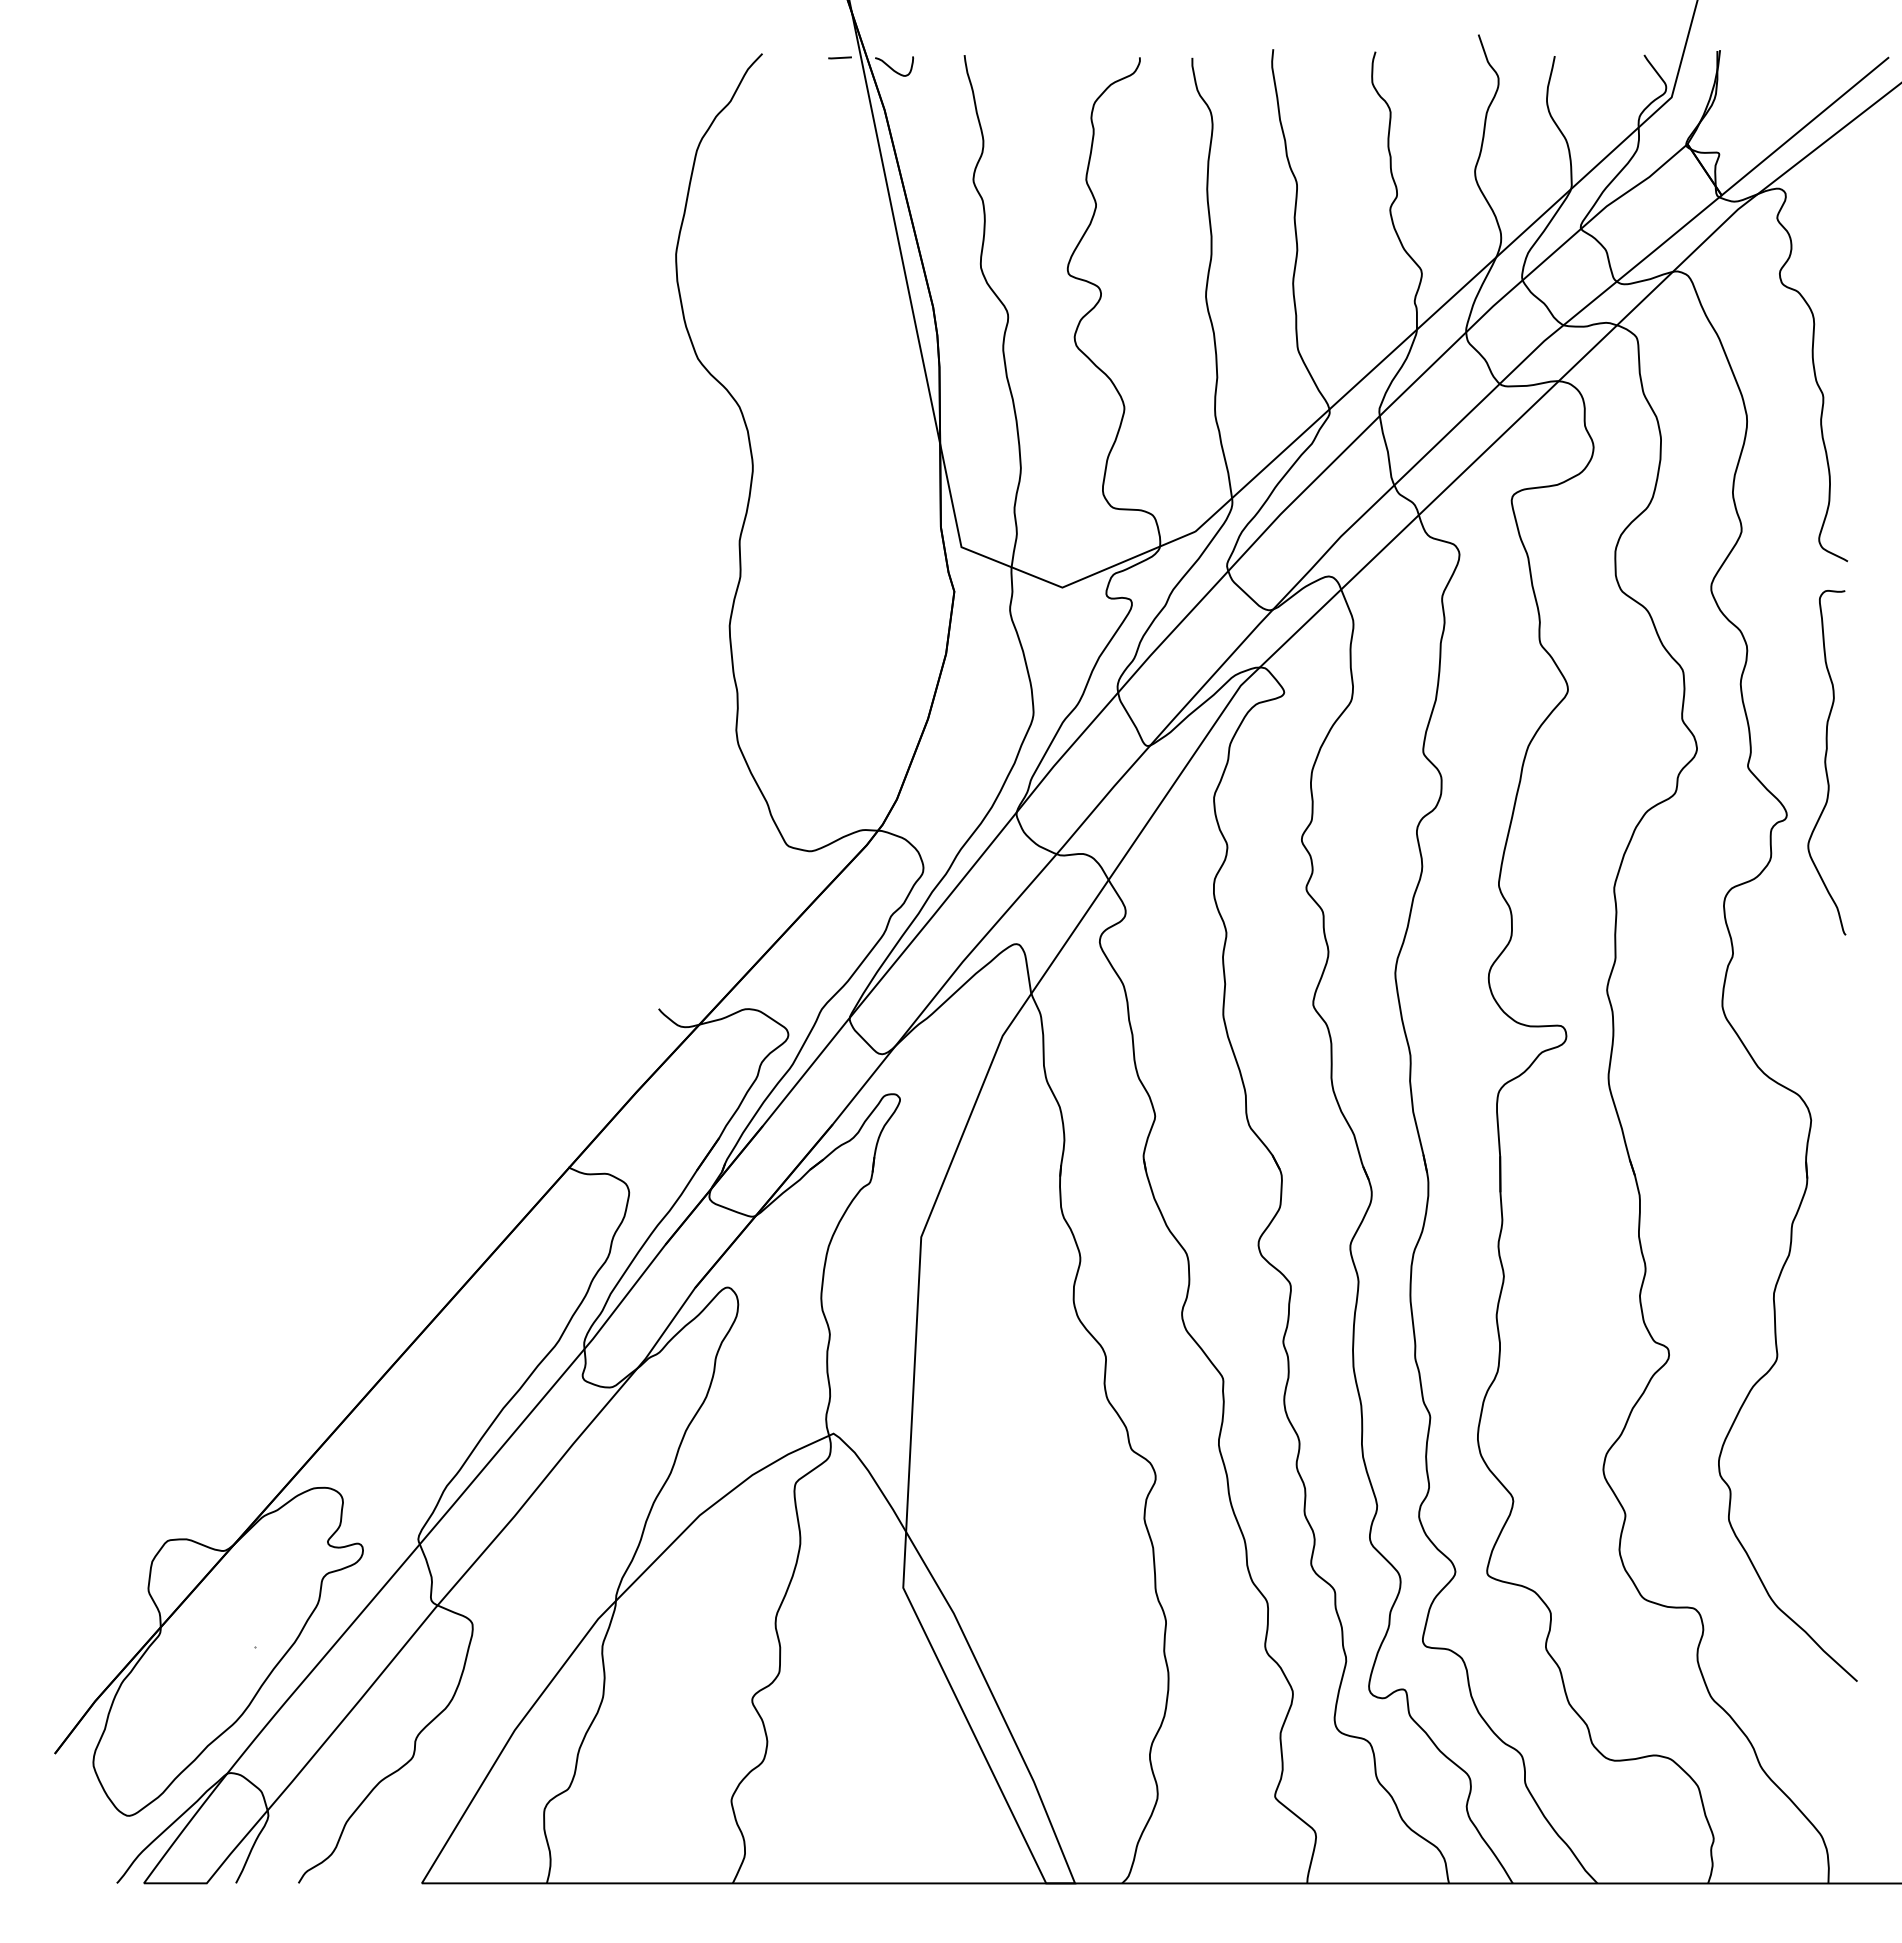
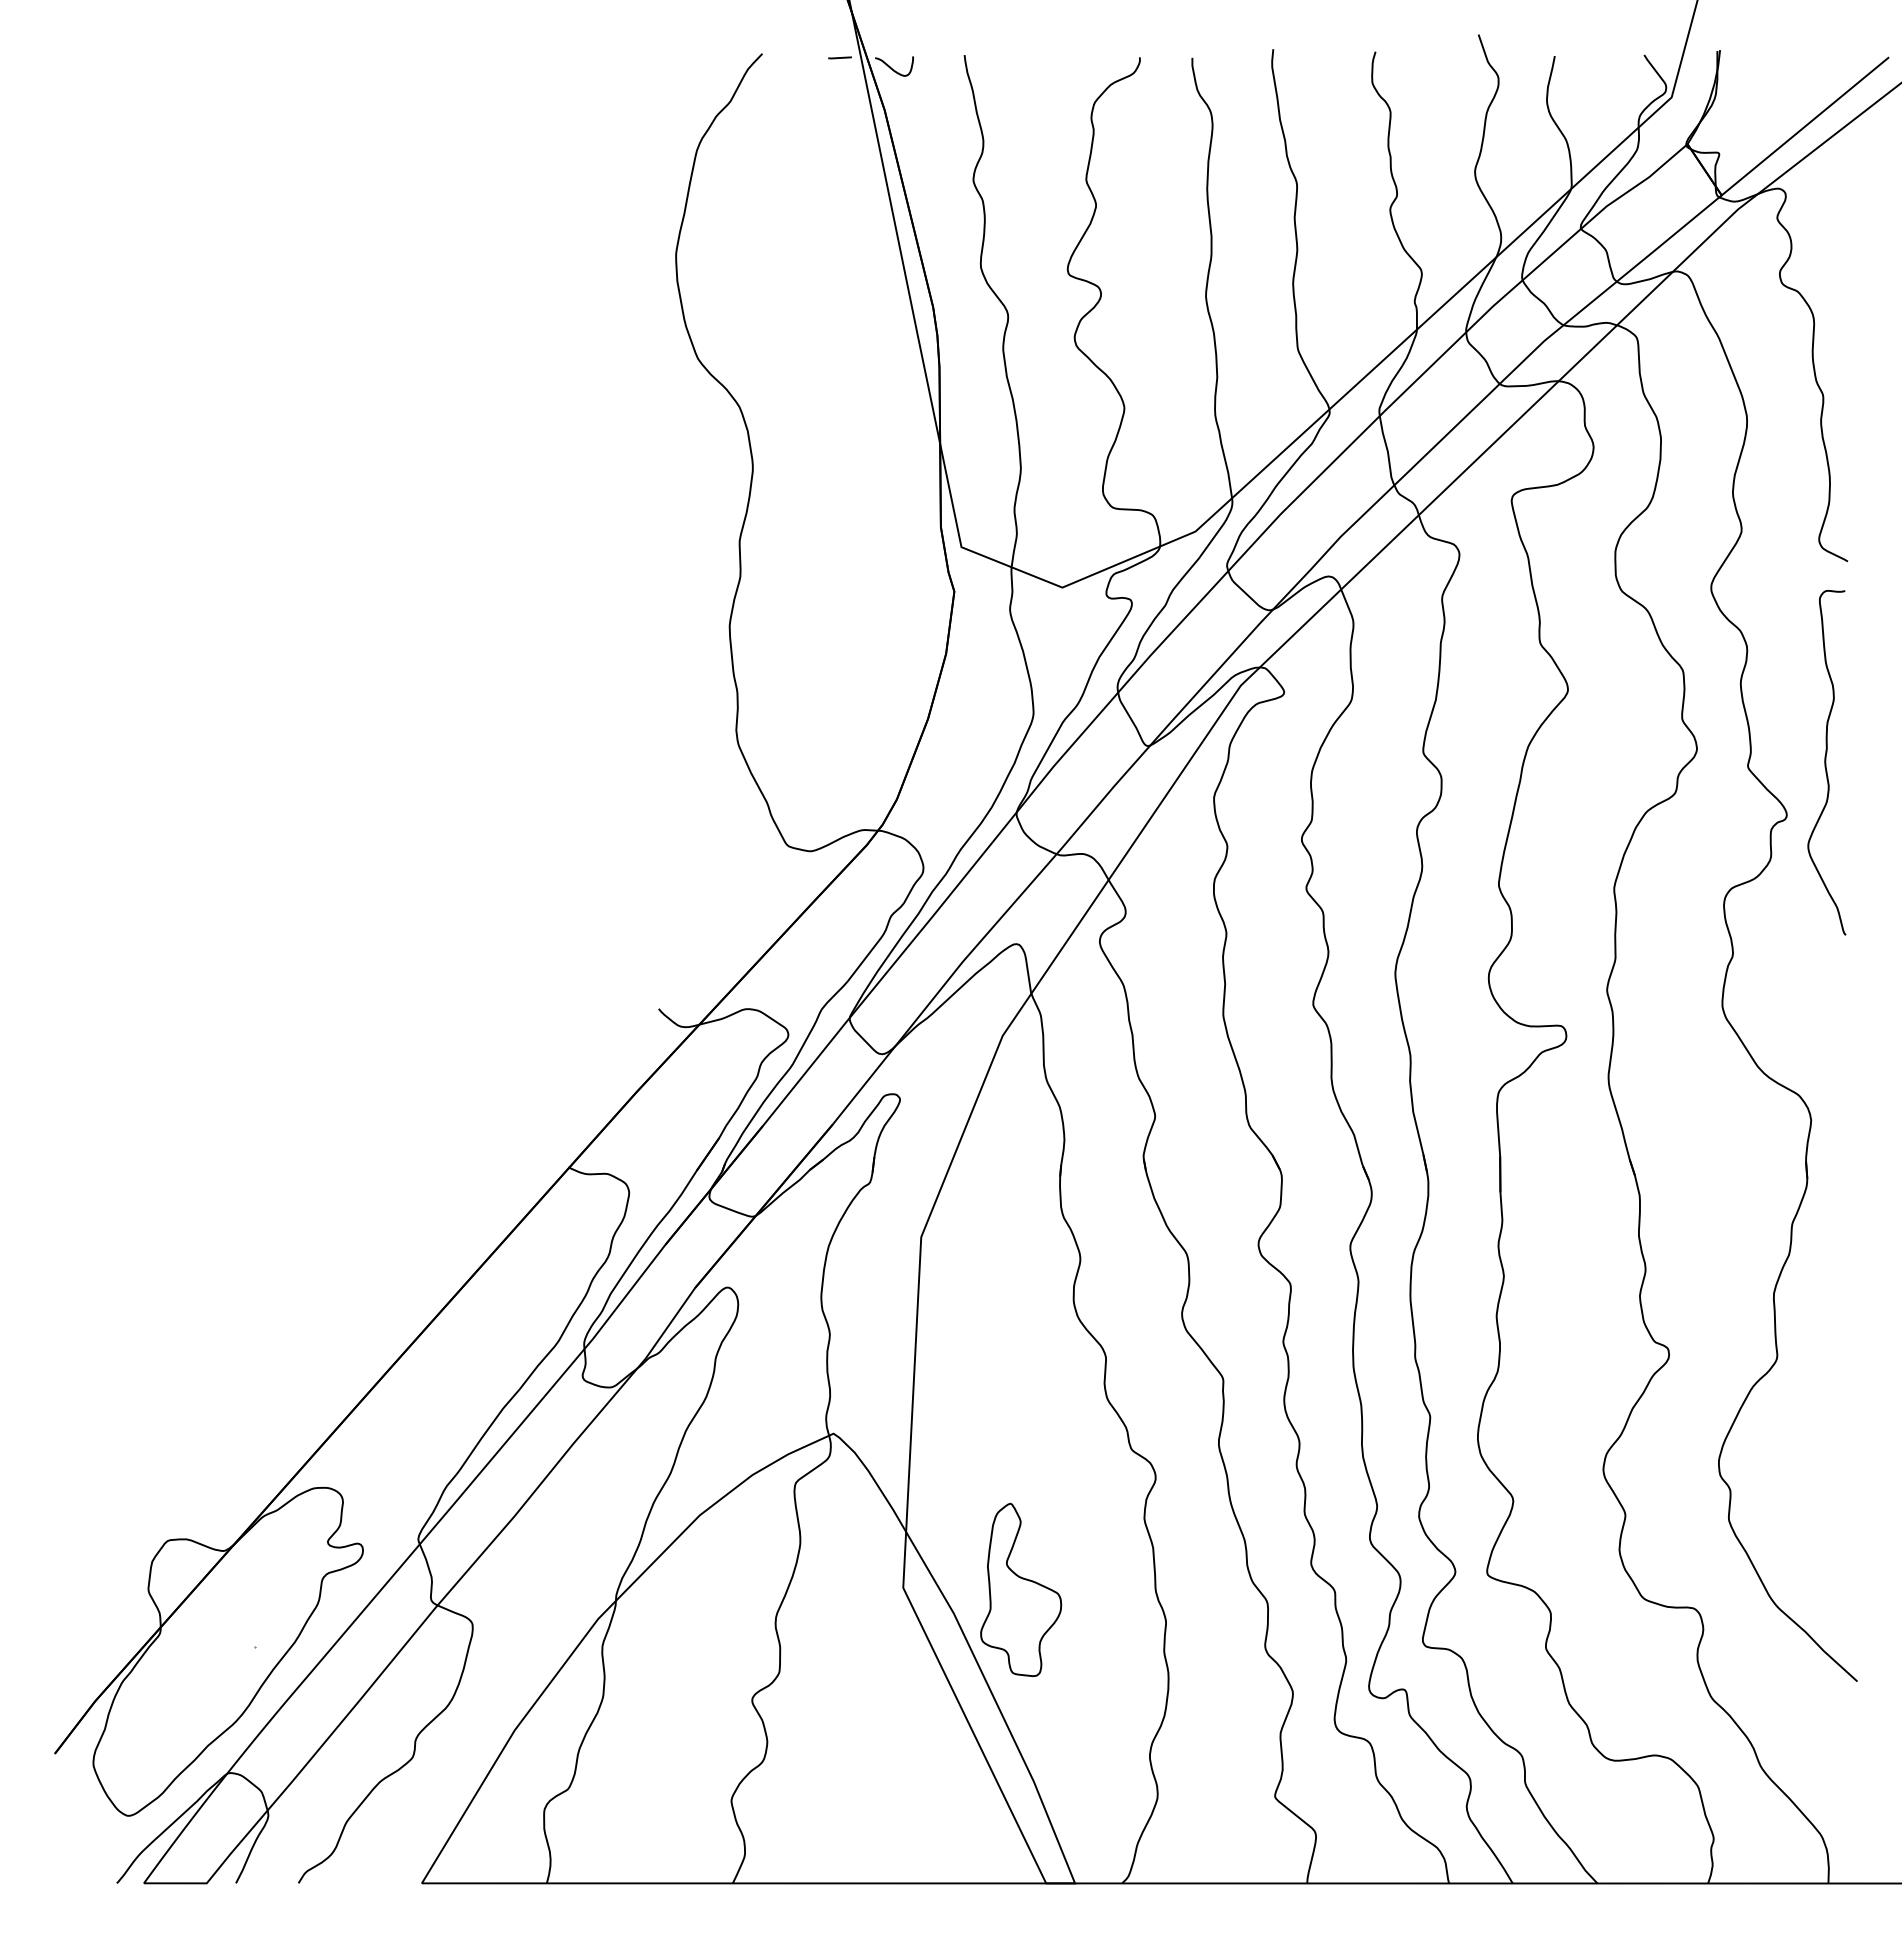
part: none -> present (1021, 1589)
